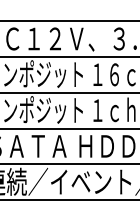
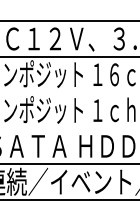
line: present -> none (69, 92)
line: present -> none (69, 128)
